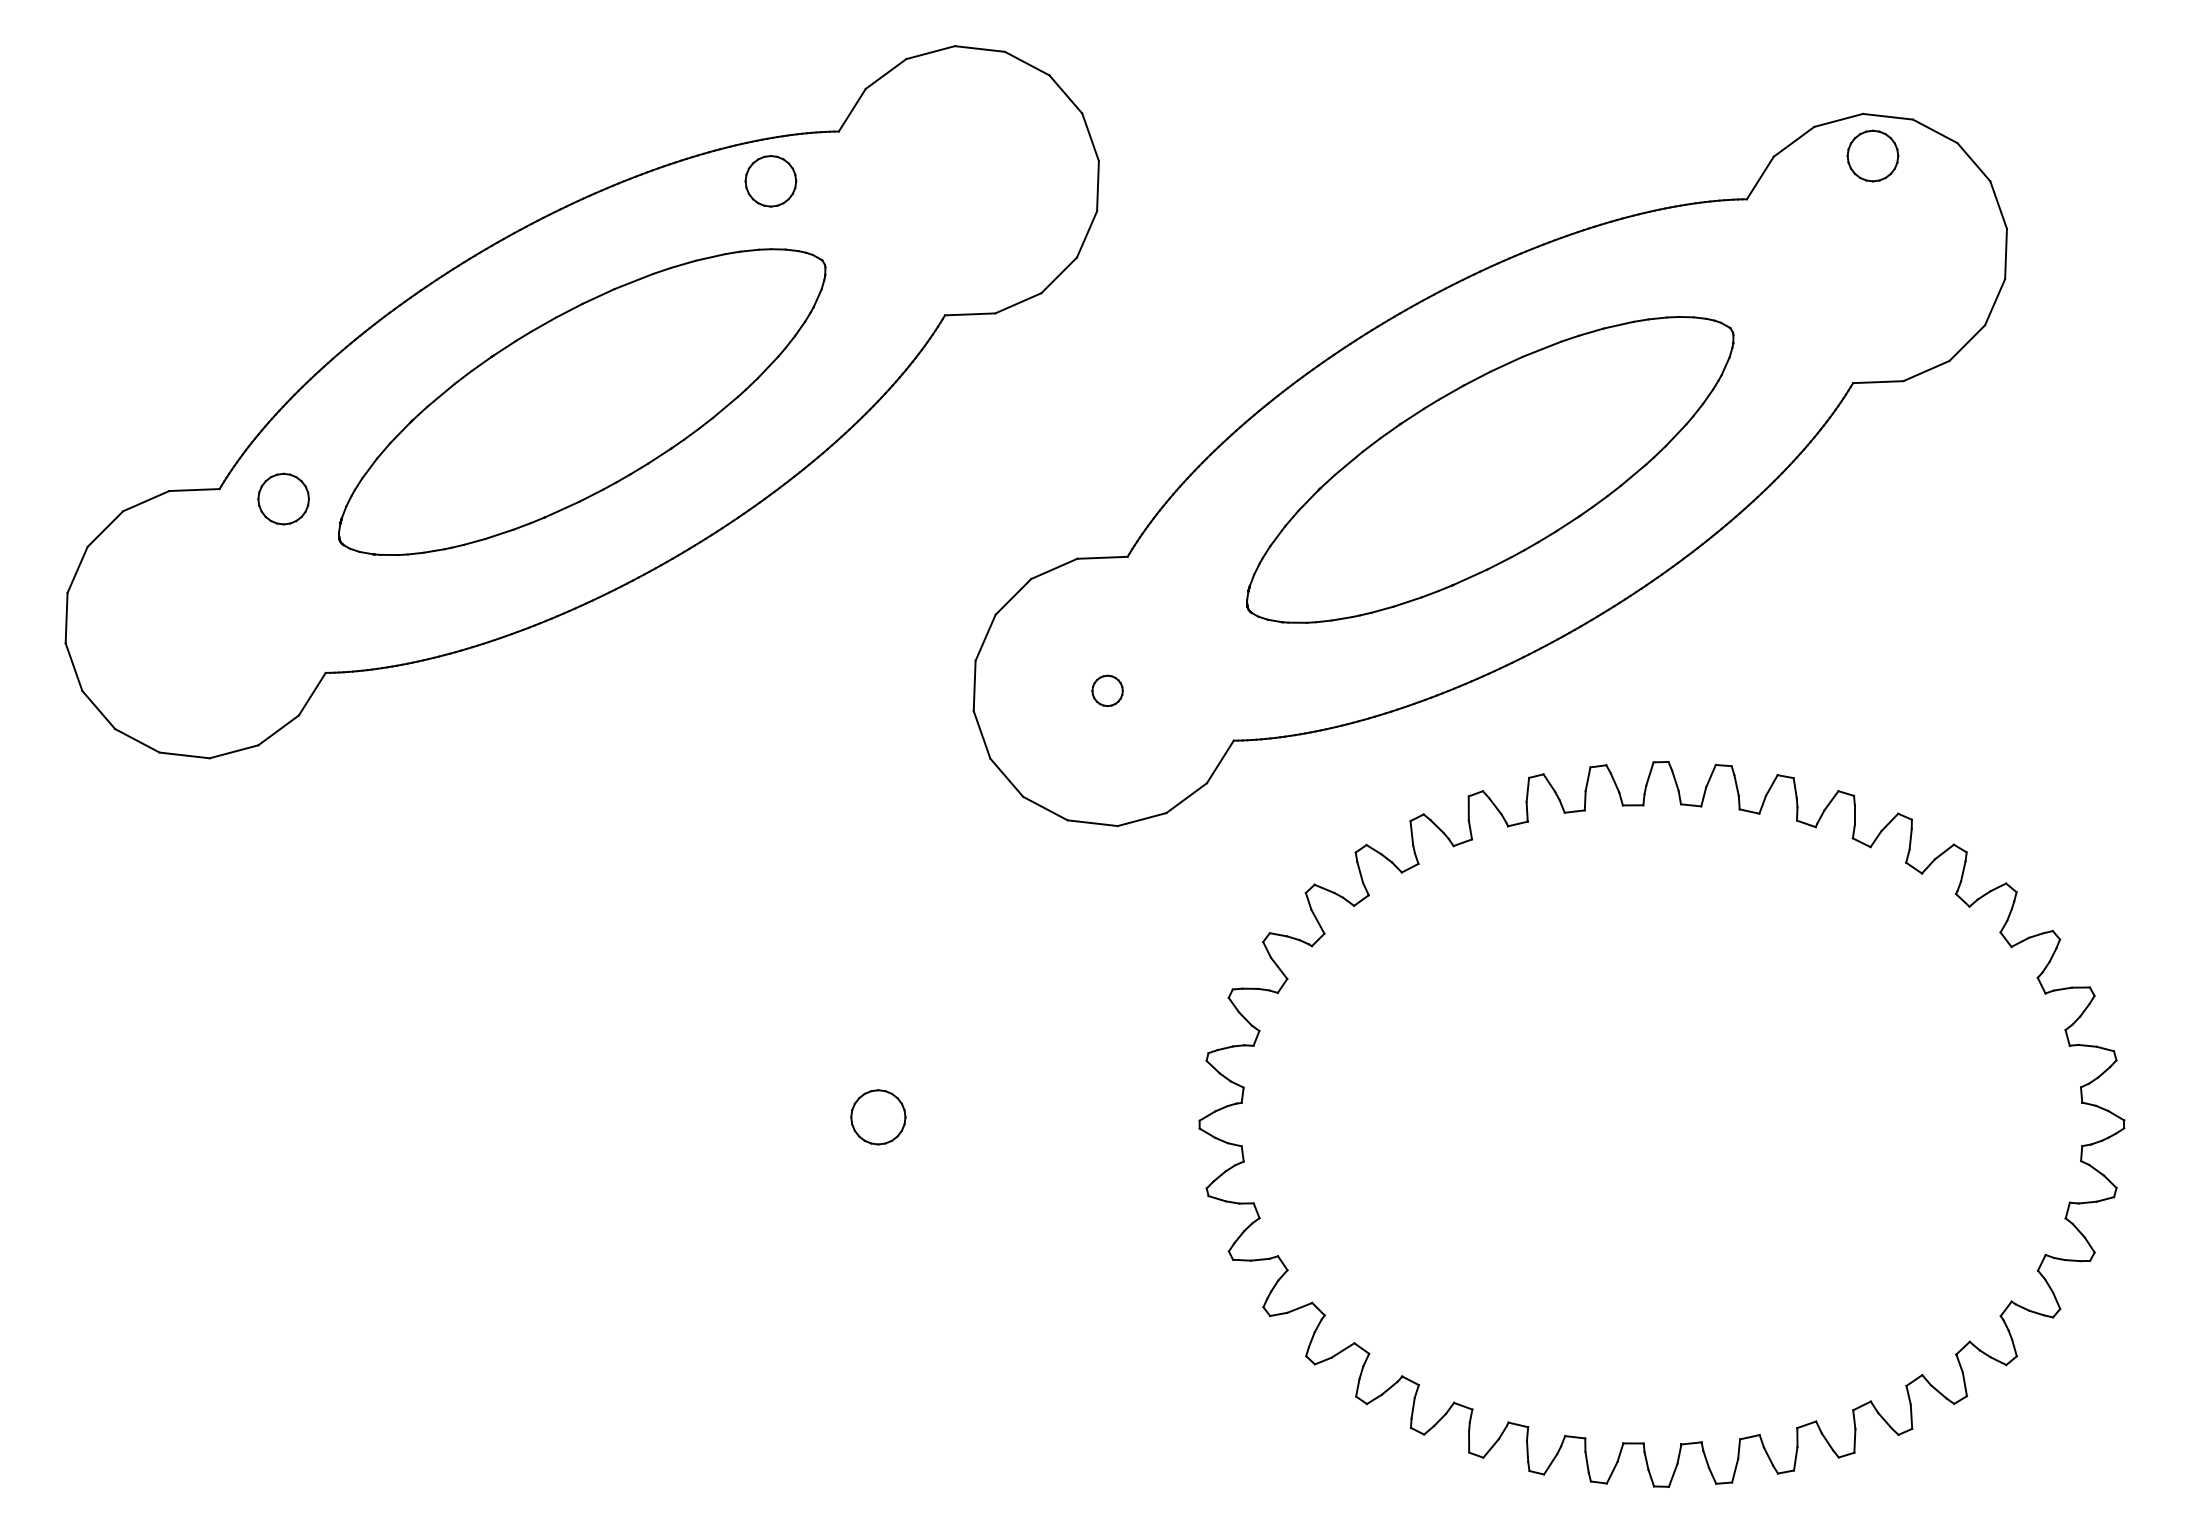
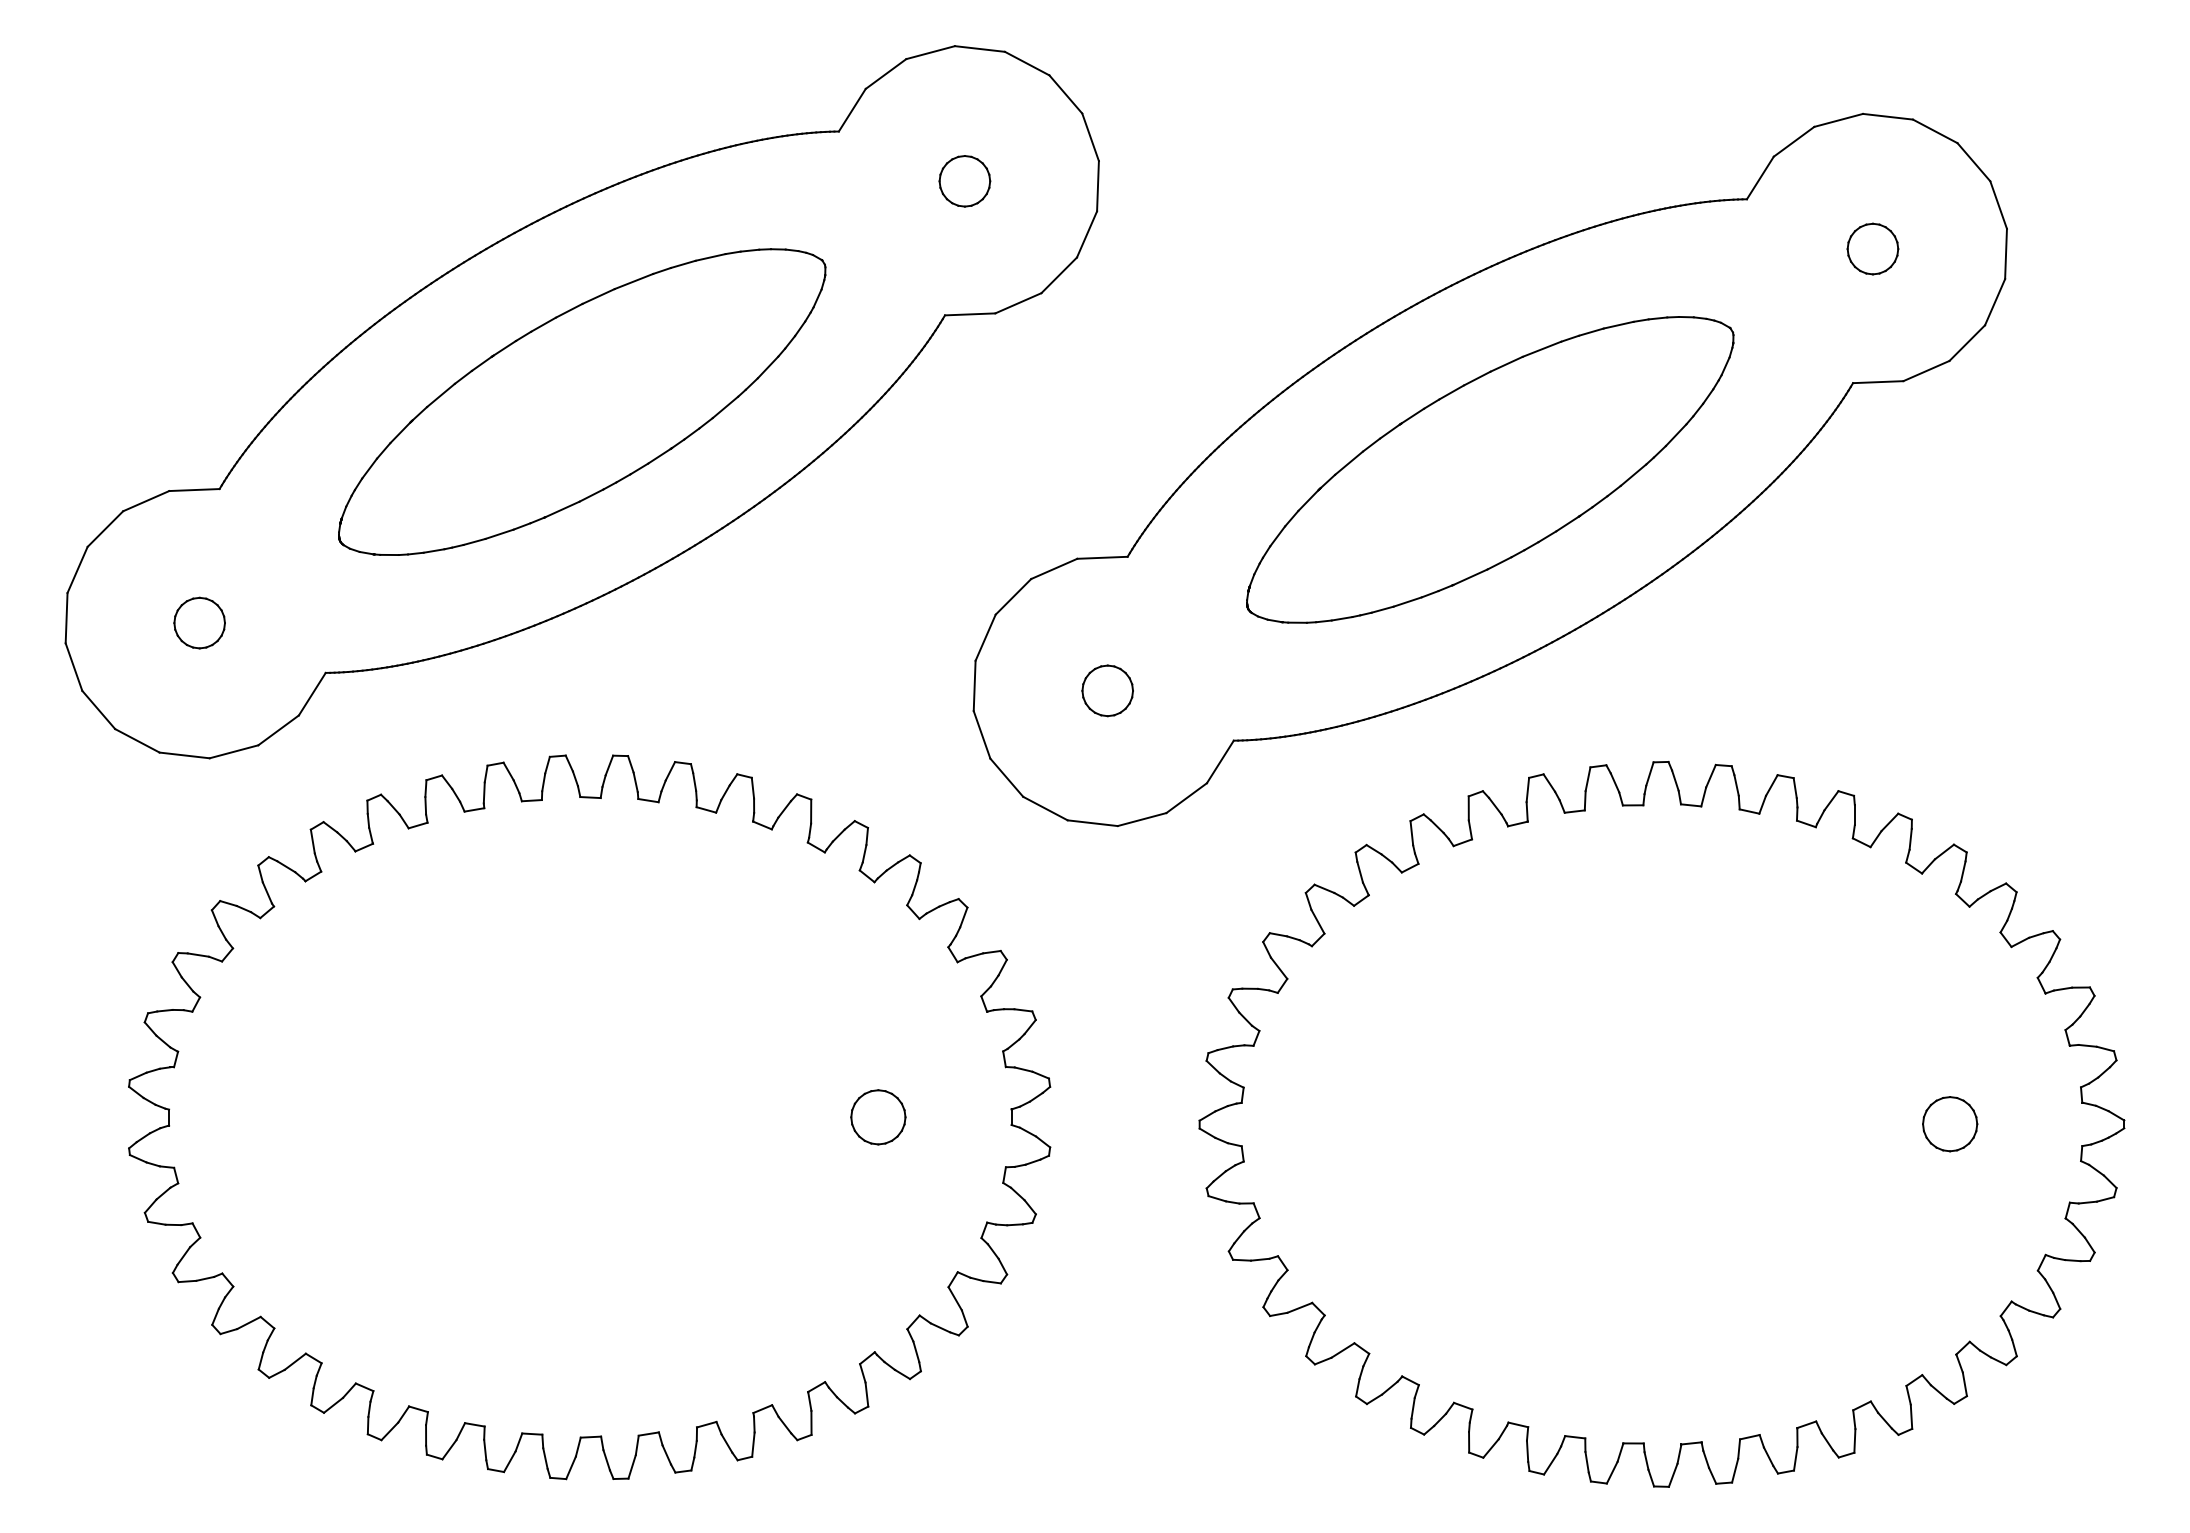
part position: (1872, 155) -> (1872, 248) (1872, 248)
part position: (770, 181) -> (964, 181) (964, 181)
part position: (283, 498) -> (199, 622) (199, 622)
part size: 33x34 px -> 53x54 px (1107, 690)
part: none -> present (589, 1117)
part: none -> present (1950, 1124)
